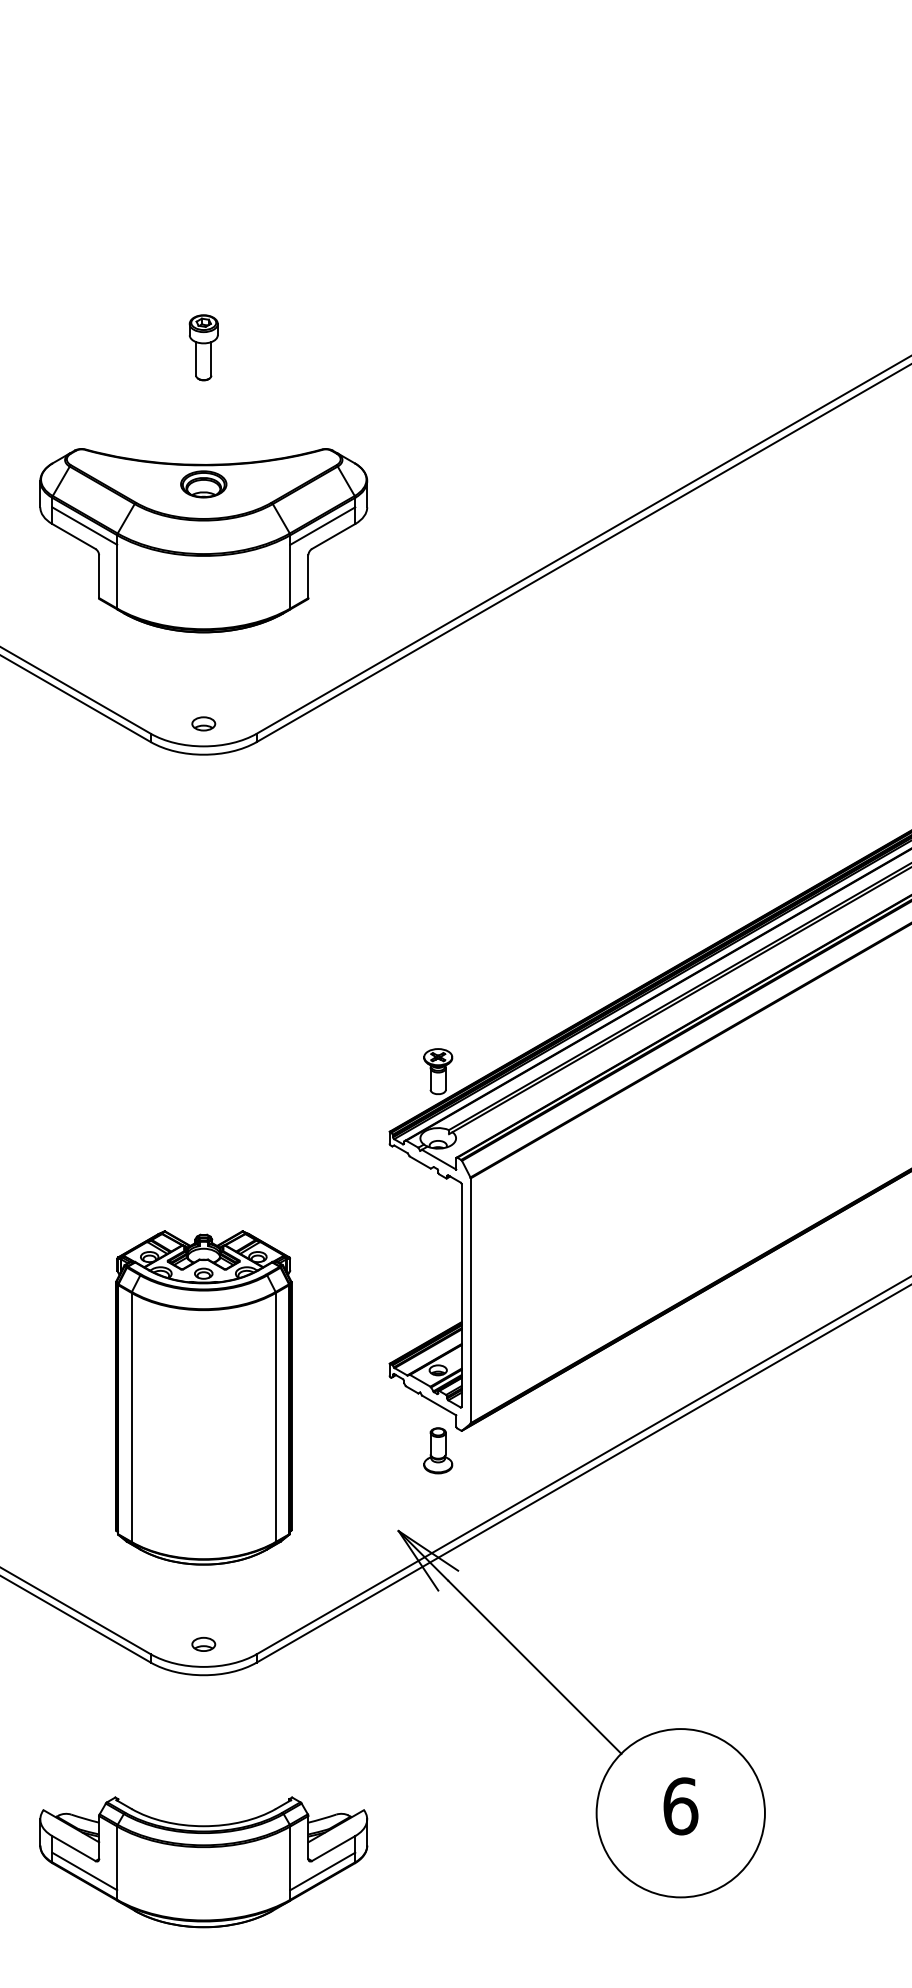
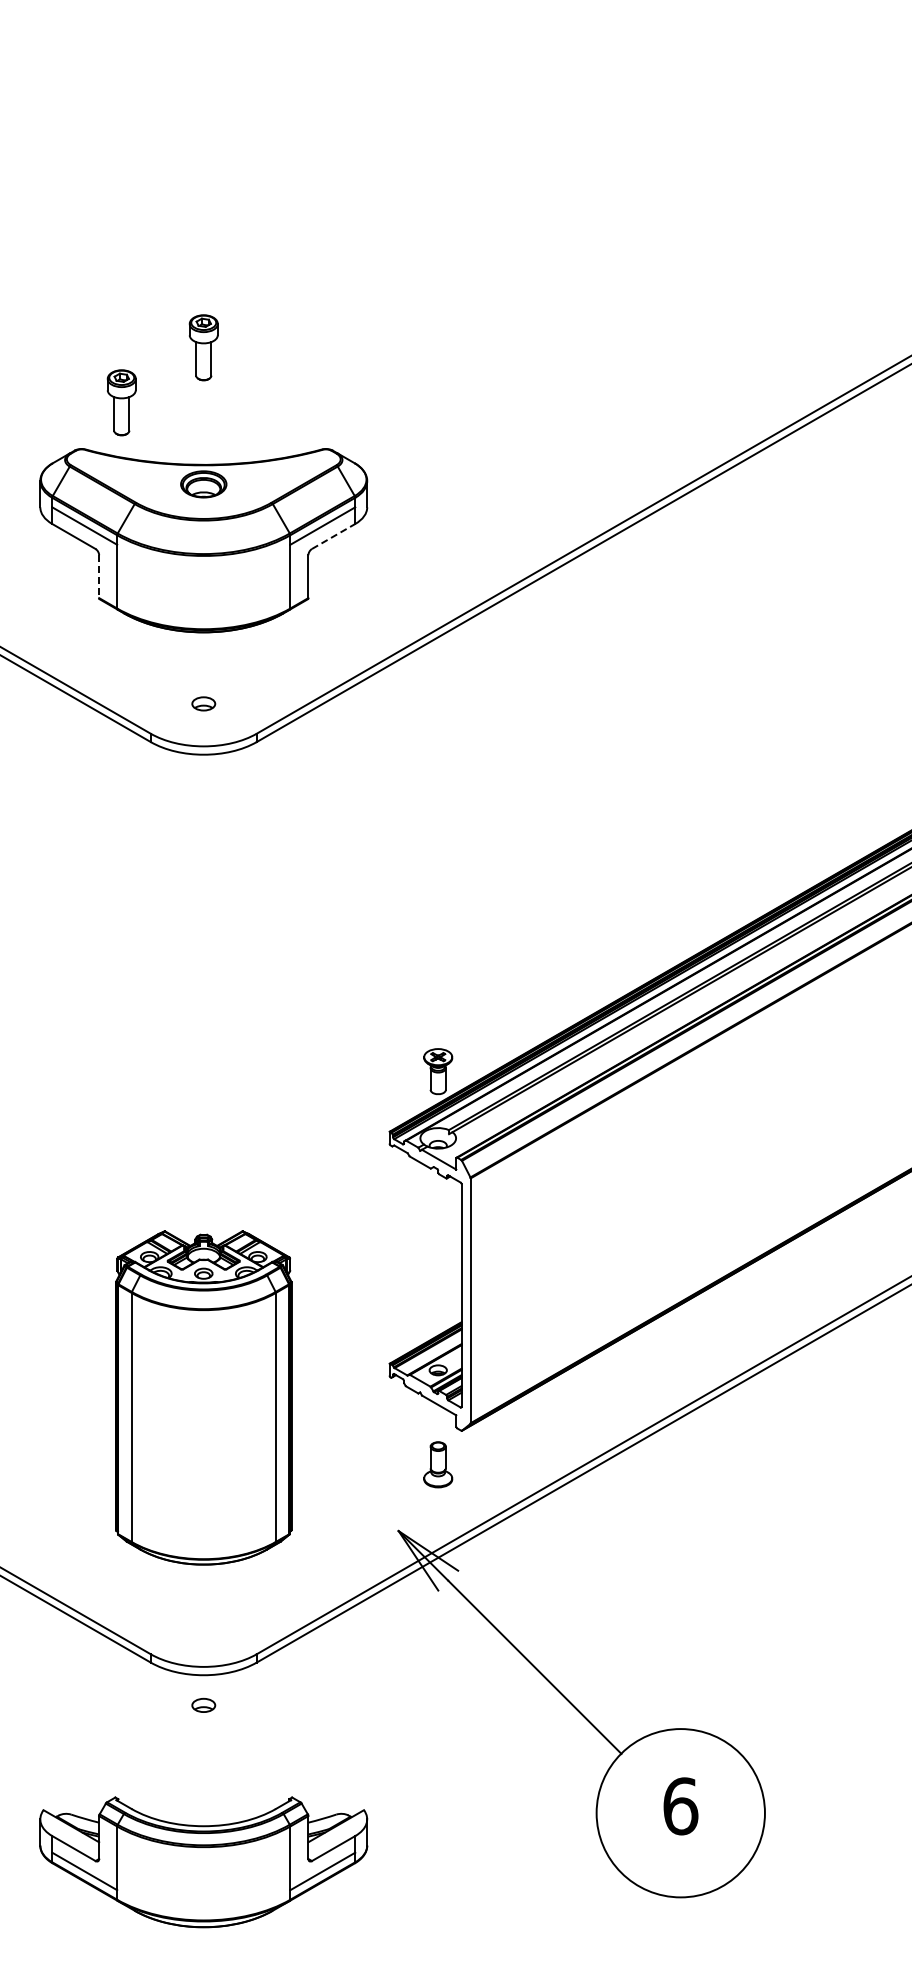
part: none -> present (121, 402)
line: solid -> dashed (333, 536)
line: solid -> dashed (99, 577)
part position: (203, 723) -> (203, 703) (203, 703)
part position: (438, 1450) -> (438, 1464) (438, 1464)
part position: (203, 1643) -> (203, 1704) (203, 1704)
